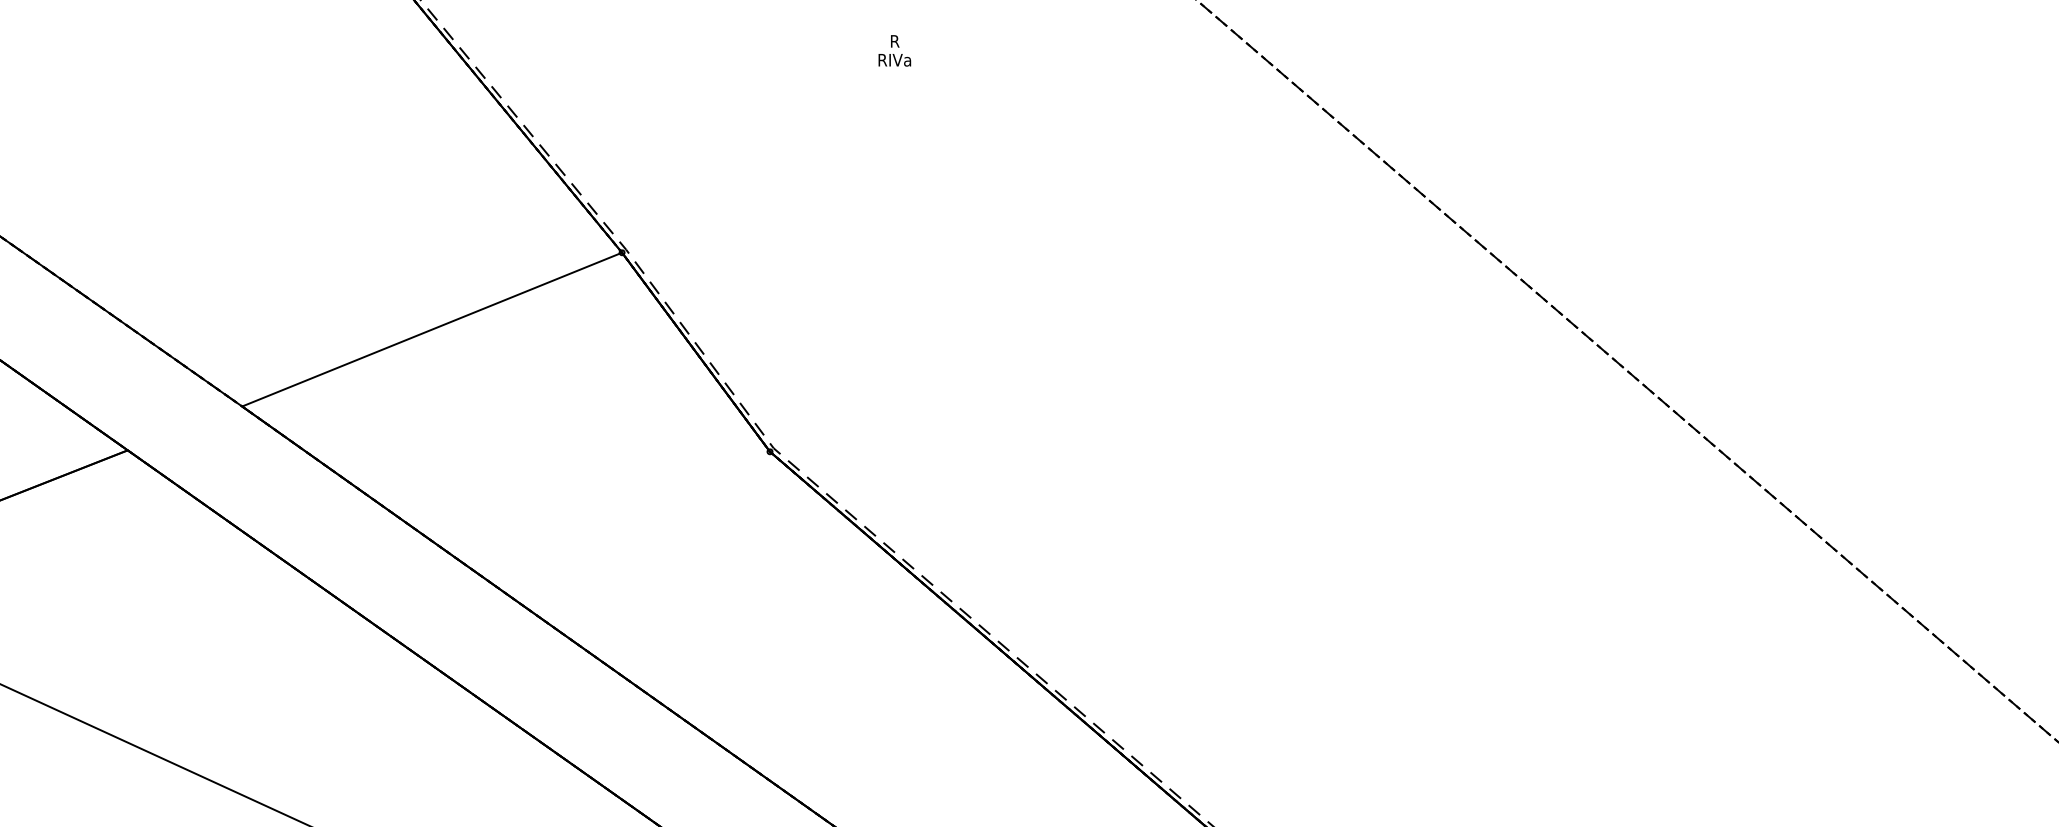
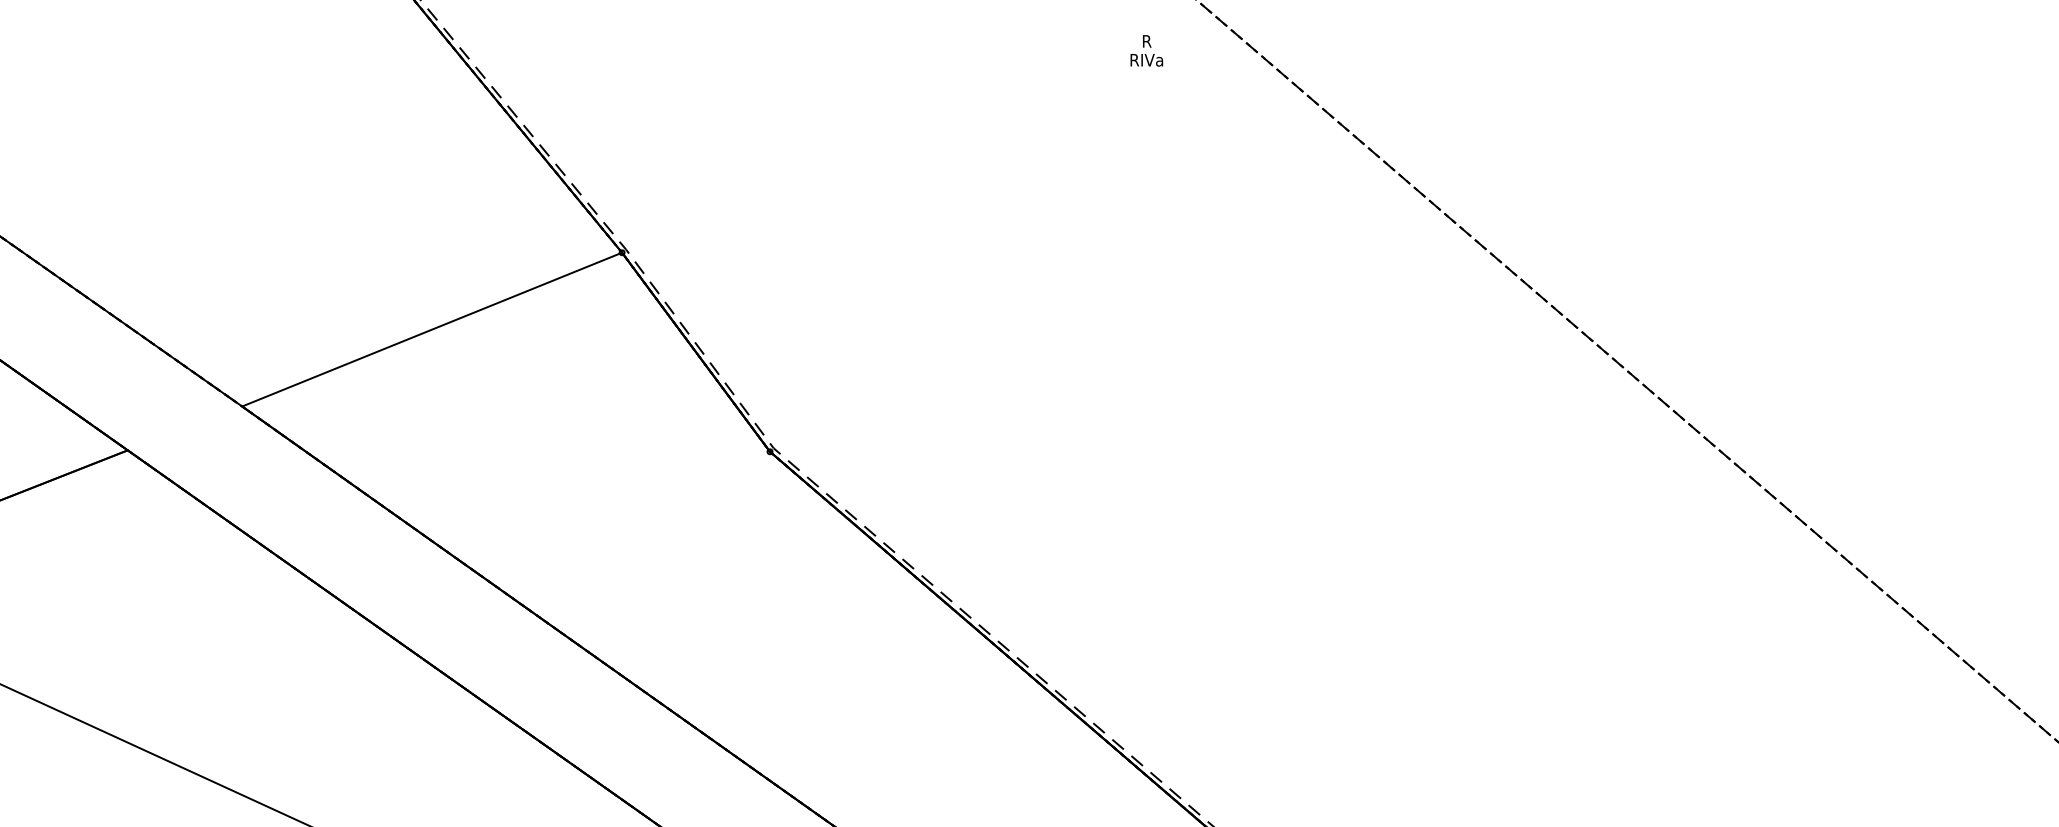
text position: (894, 50) -> (1146, 50) (1146, 50)
